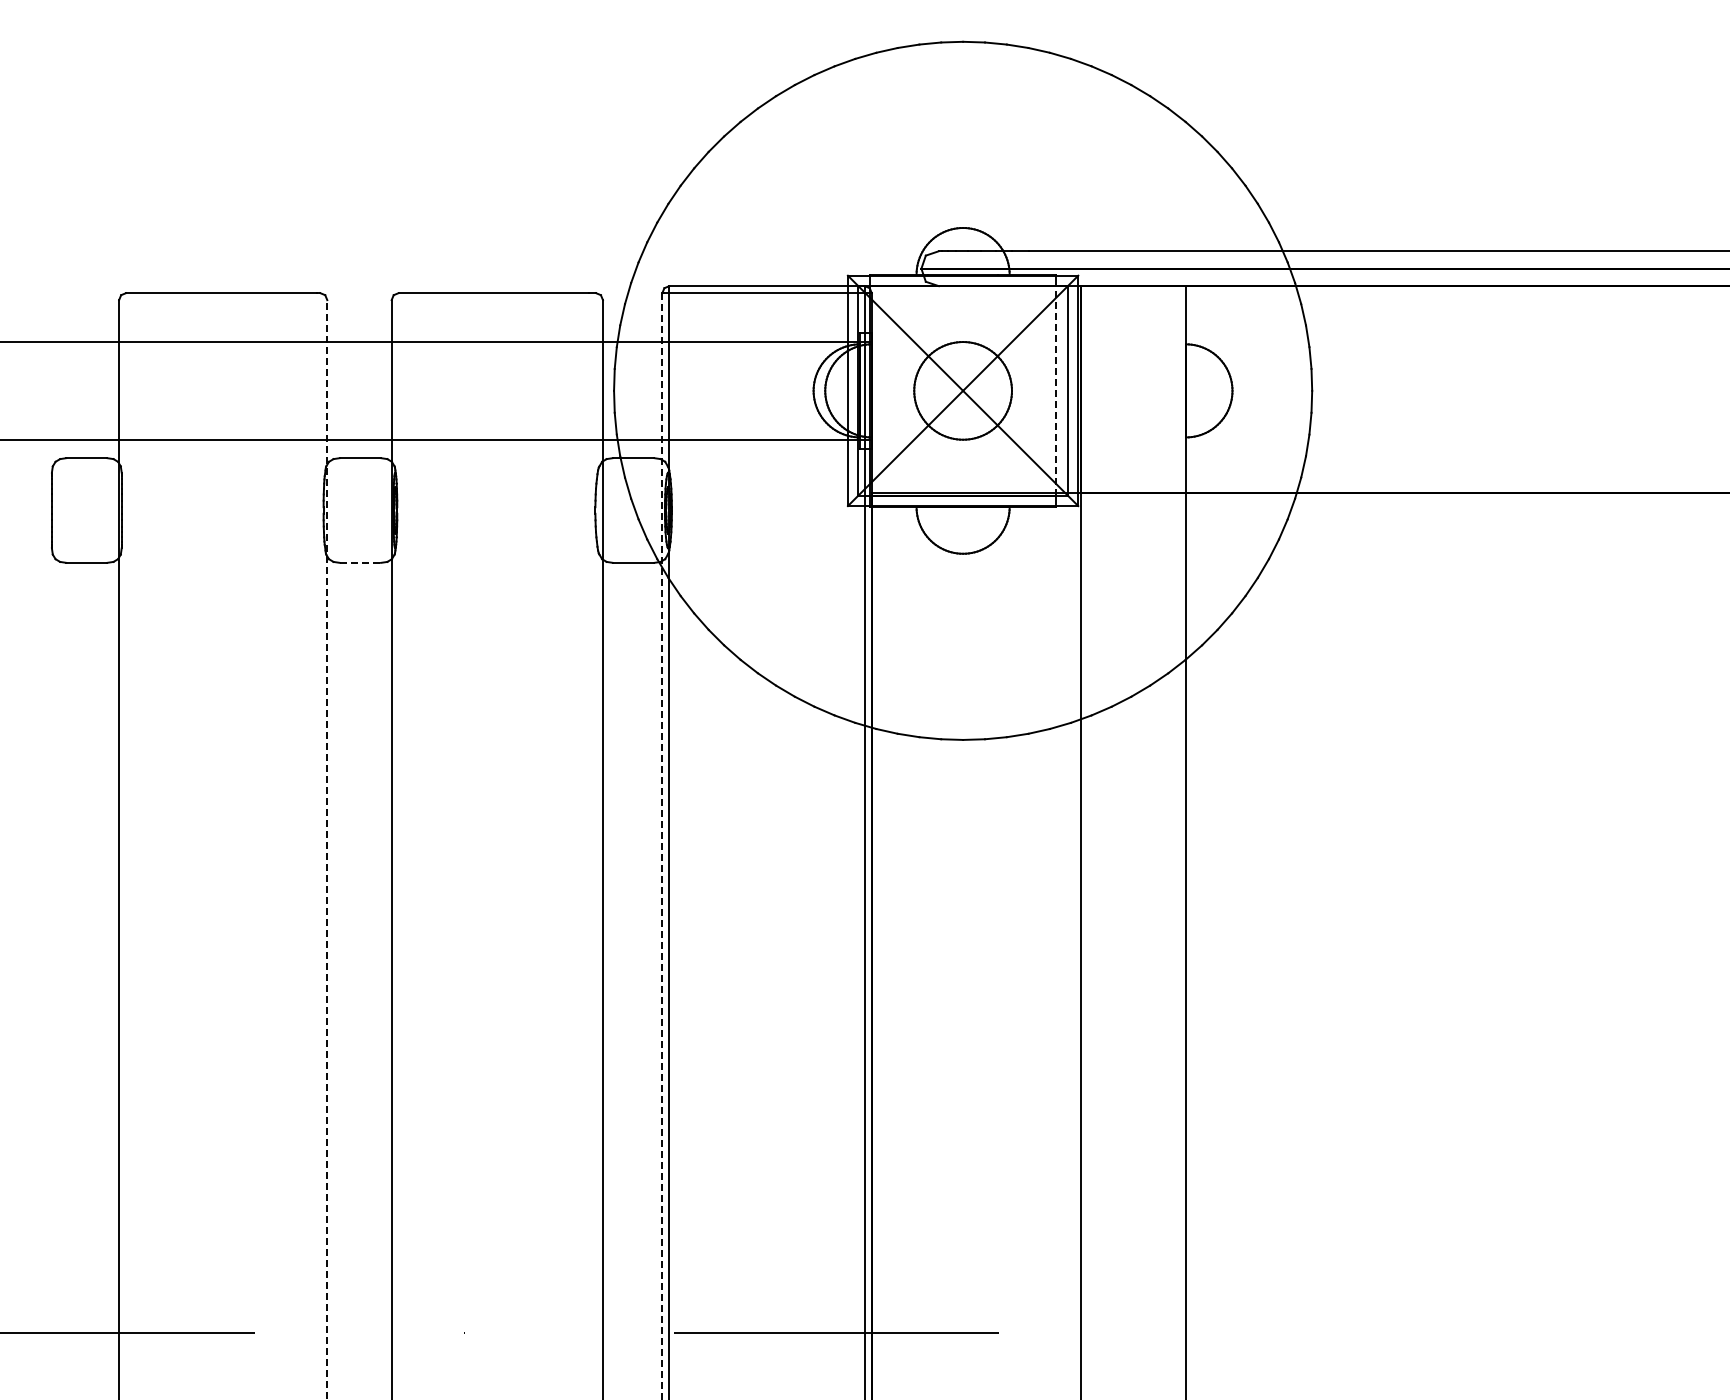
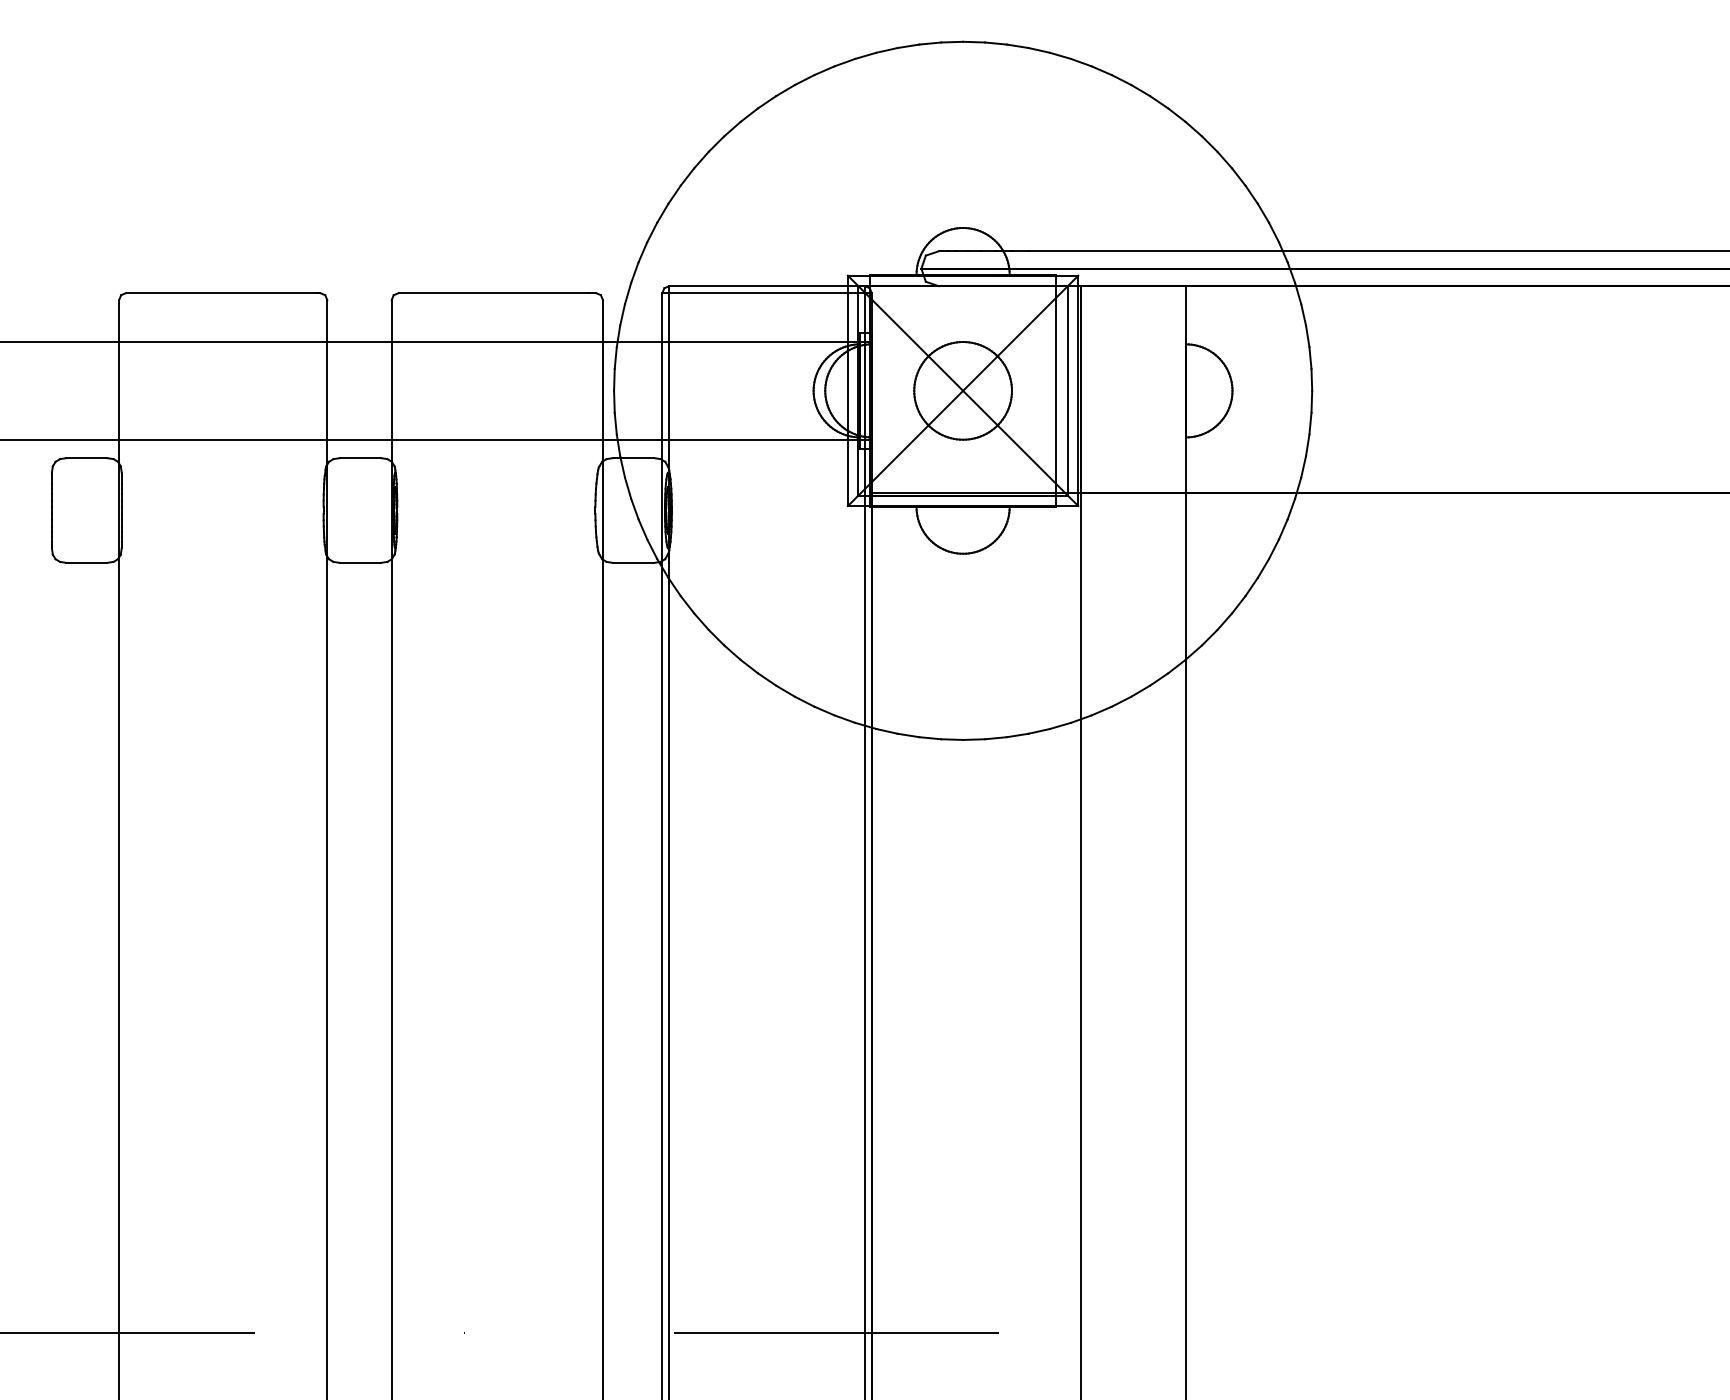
line: dashed -> solid (1056, 390)
line: dashed -> solid (360, 562)
line: dashed -> solid (662, 847)
line: dashed -> solid (327, 849)
